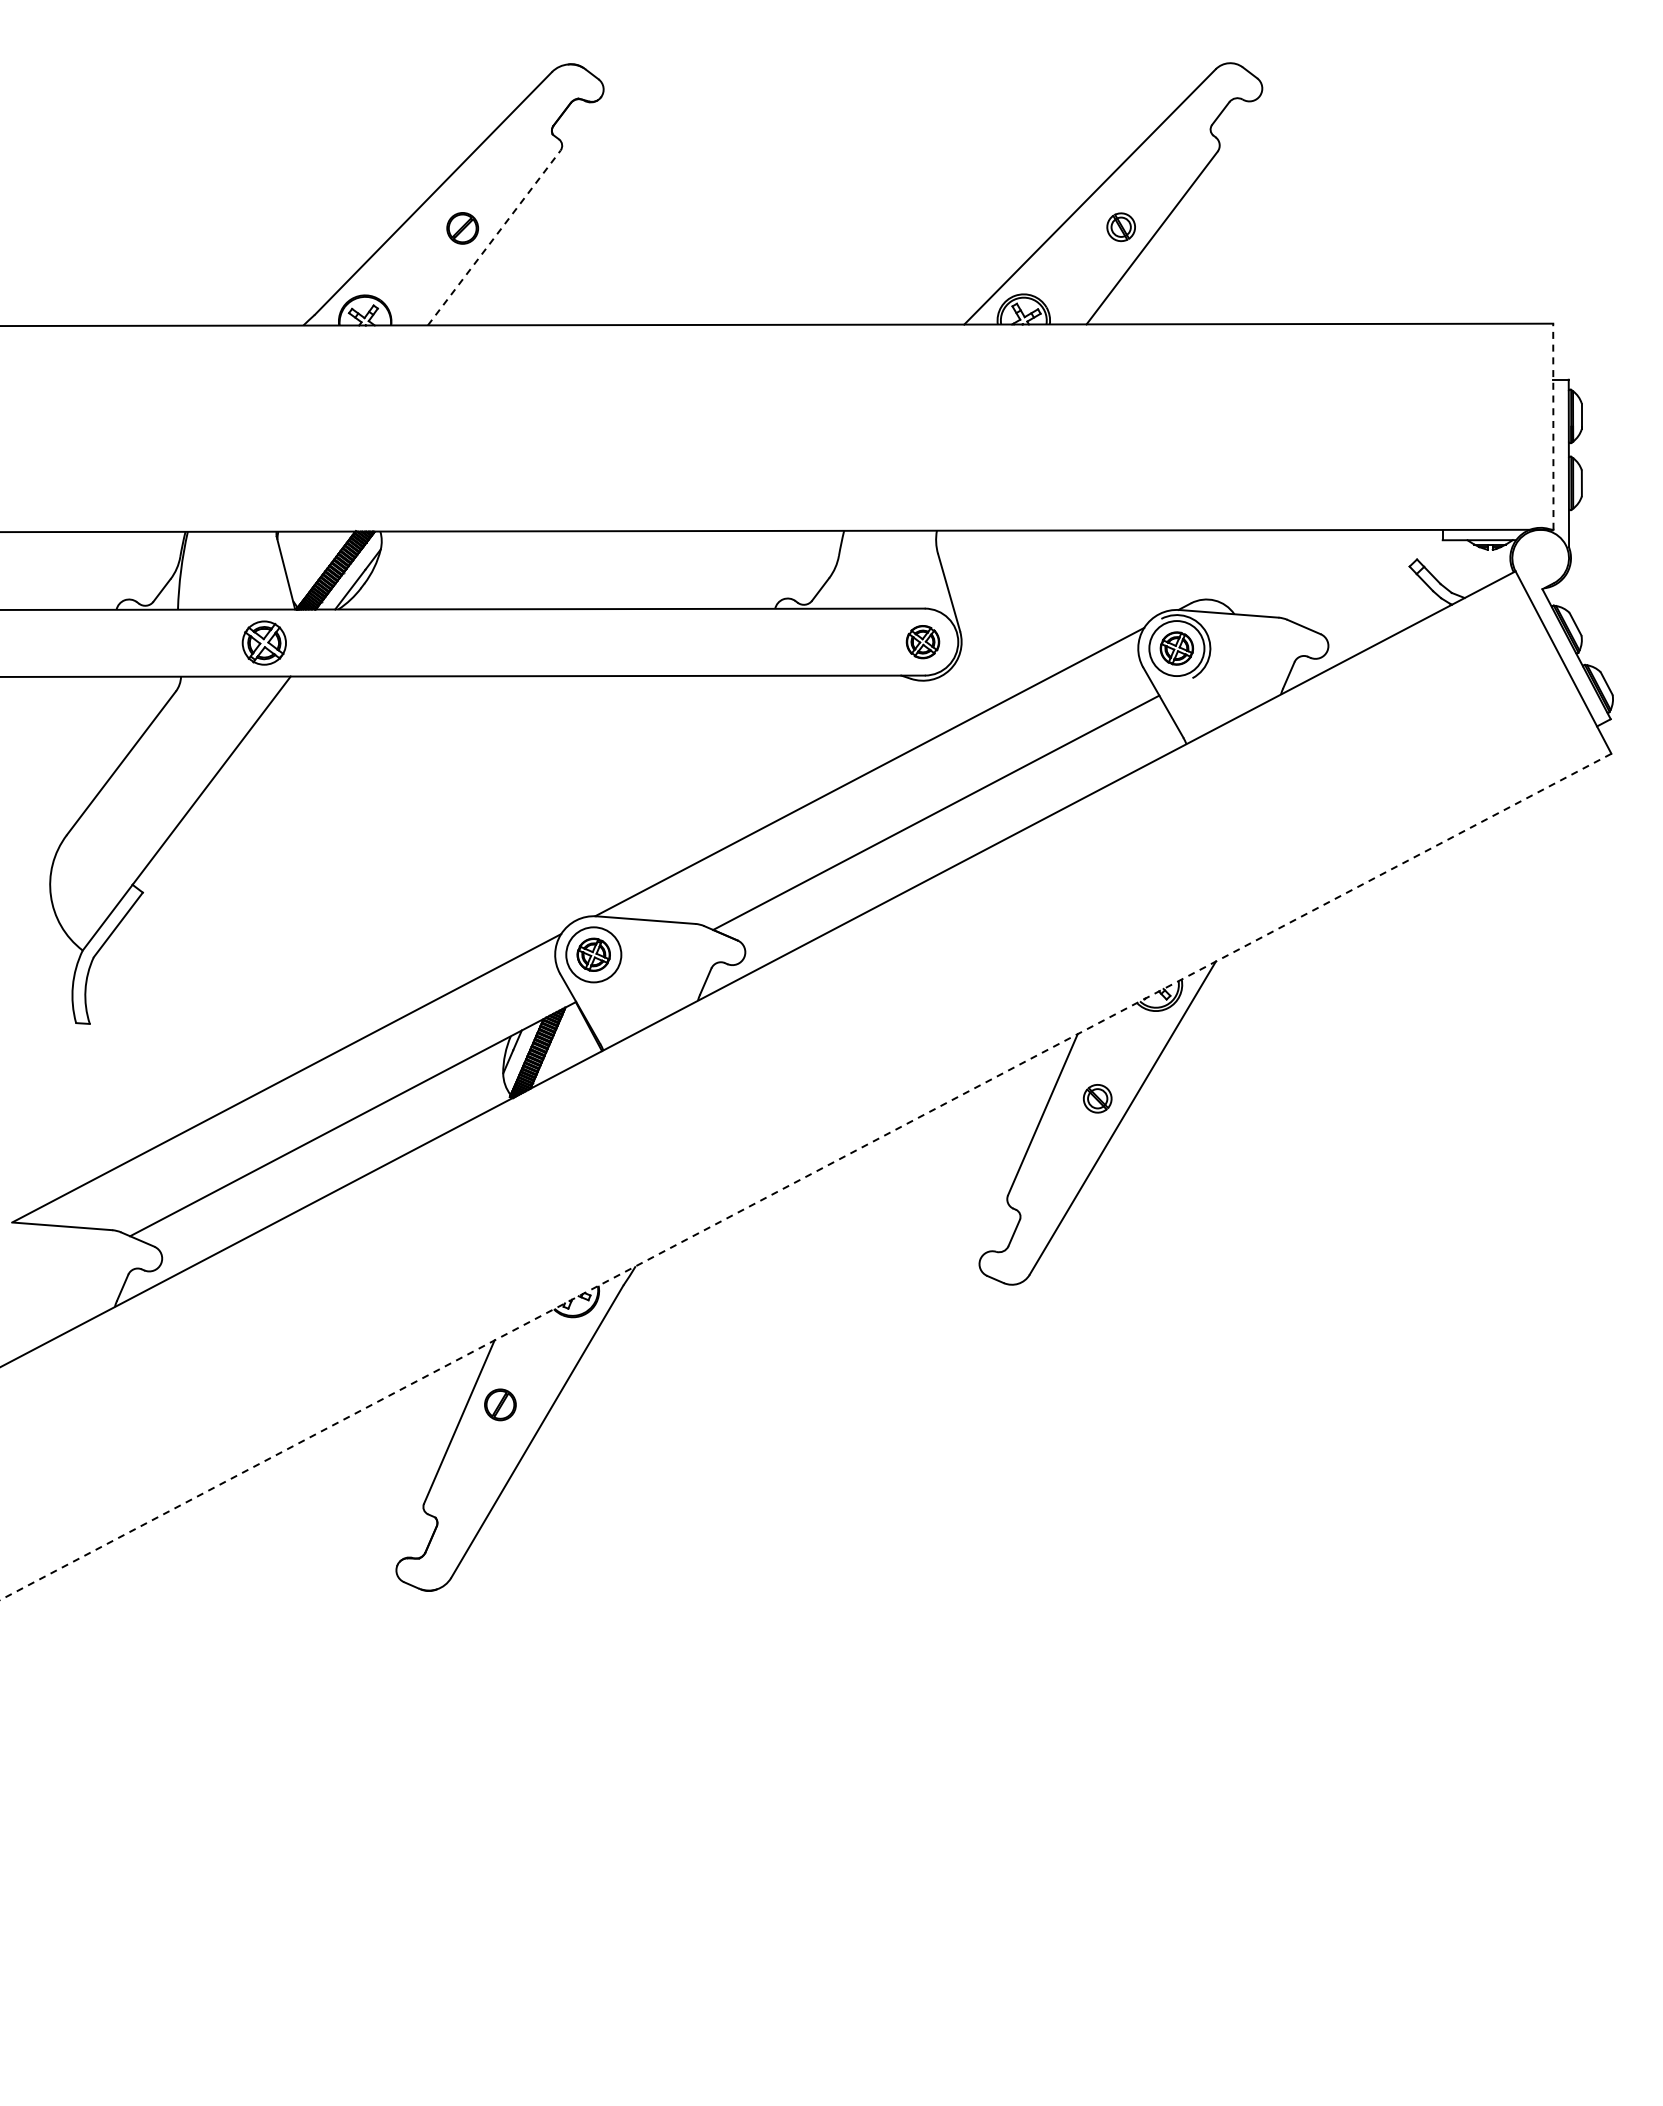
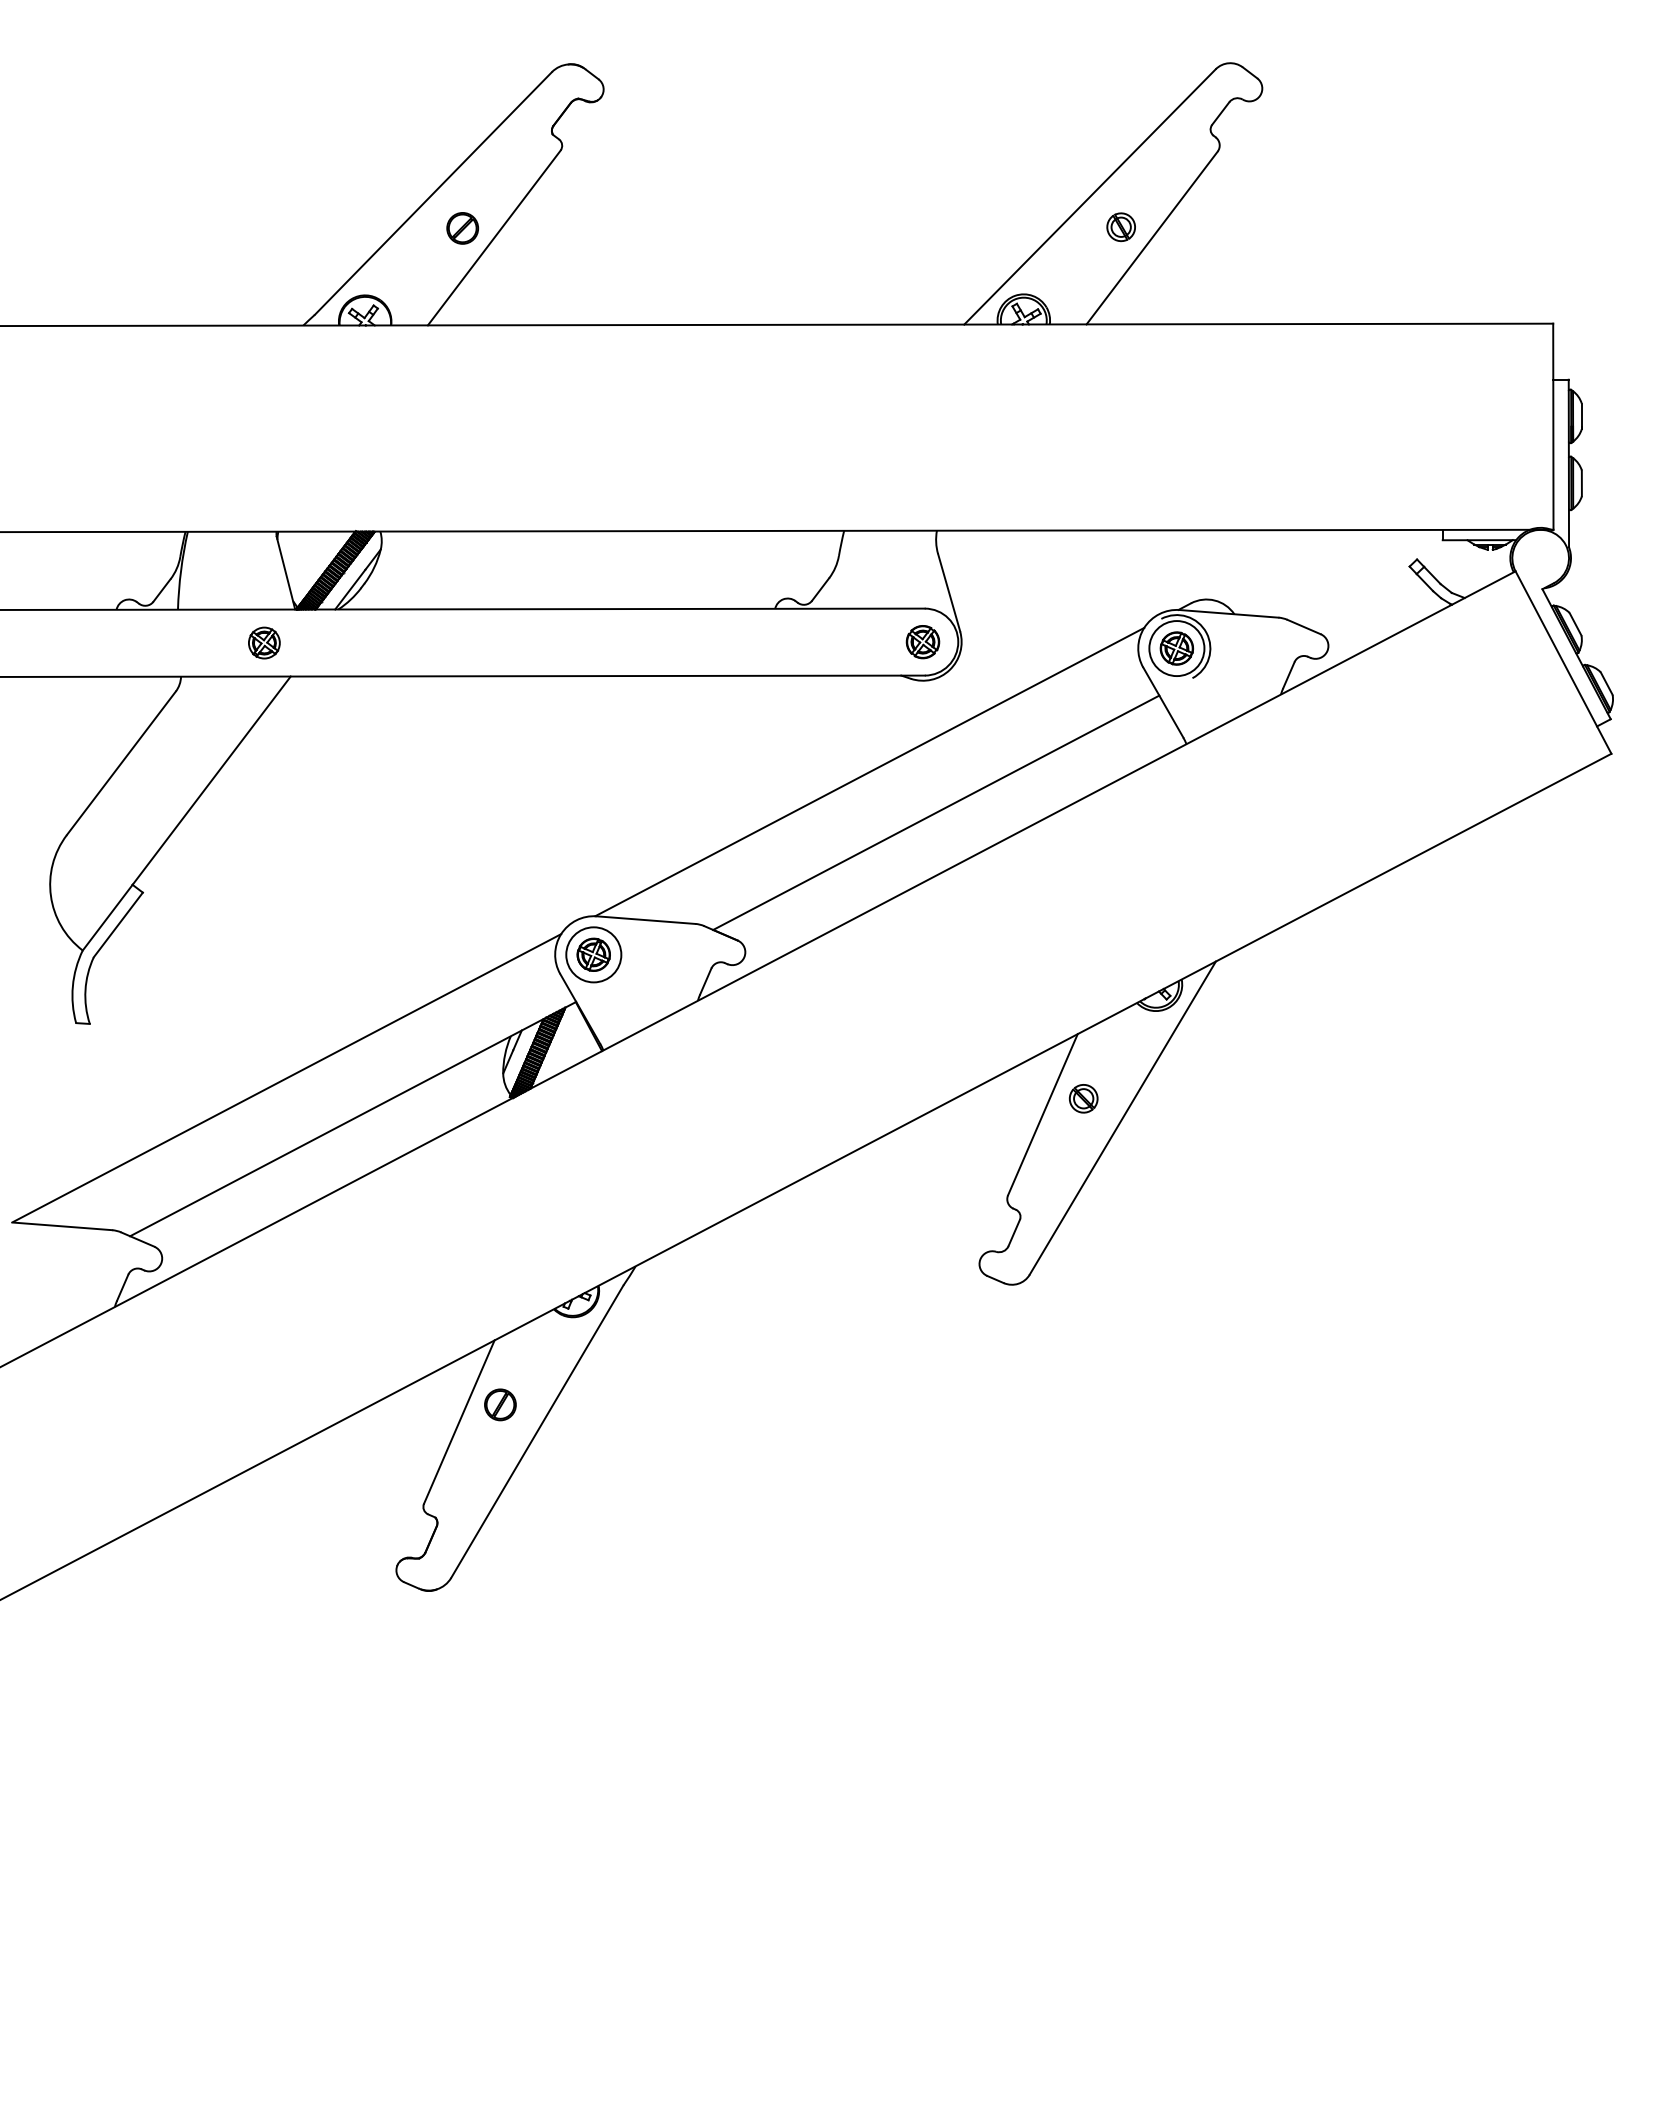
line: dashed -> solid (494, 238)
line: dashed -> solid (1553, 426)
part size: 46x46 px -> 33x34 px (264, 642)
part position: (1097, 1098) -> (1083, 1098) (1083, 1098)
line: dashed -> solid (806, 1176)
